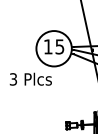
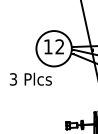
text: 15 -> 12 (59, 46)
